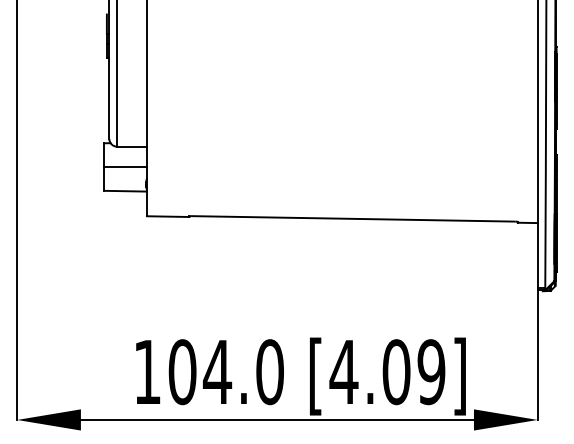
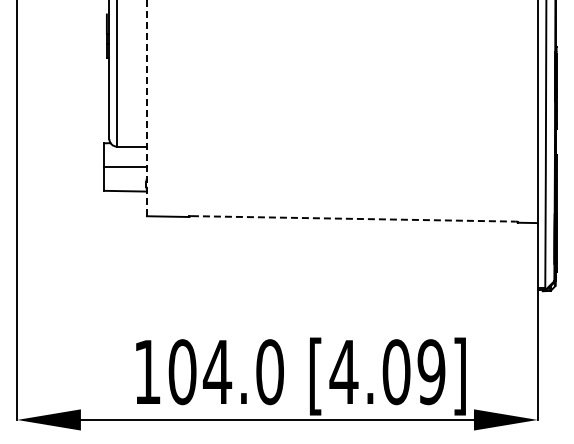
line: solid -> dashed (146, 108)
line: solid -> dashed (354, 218)
